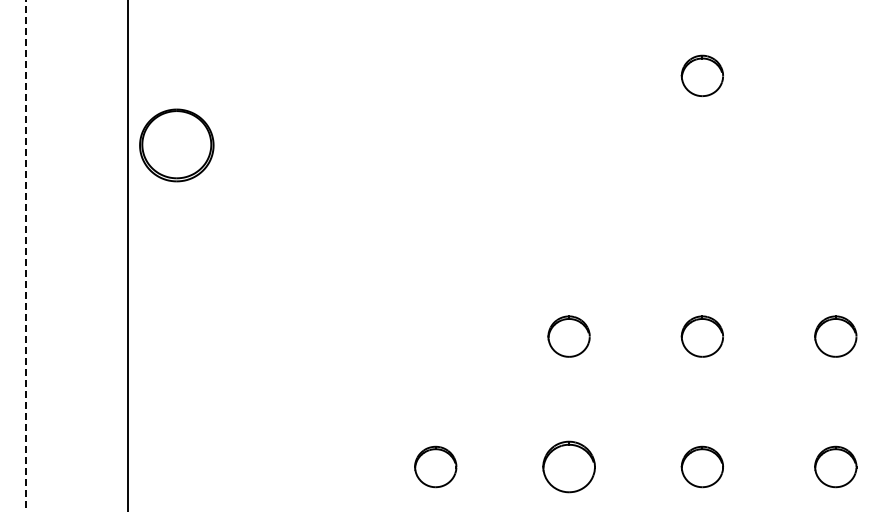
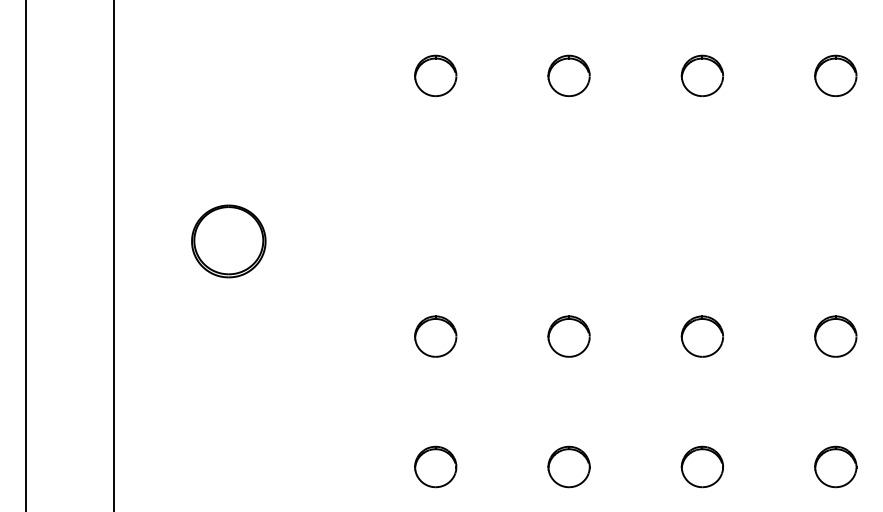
part: none -> present (435, 75)
part: none -> present (568, 75)
part: none -> present (835, 75)
part position: (176, 145) -> (228, 241) (228, 241)
line: dashed -> solid (26, 255)
line position: (127, 255) -> (113, 255) (113, 255)
part: none -> present (435, 336)
part size: 54x54 px -> 44x44 px (568, 466)
